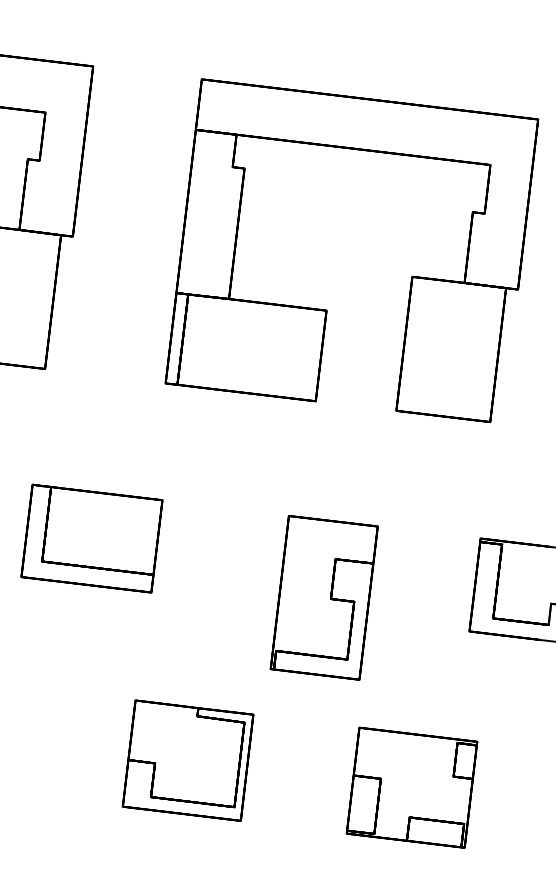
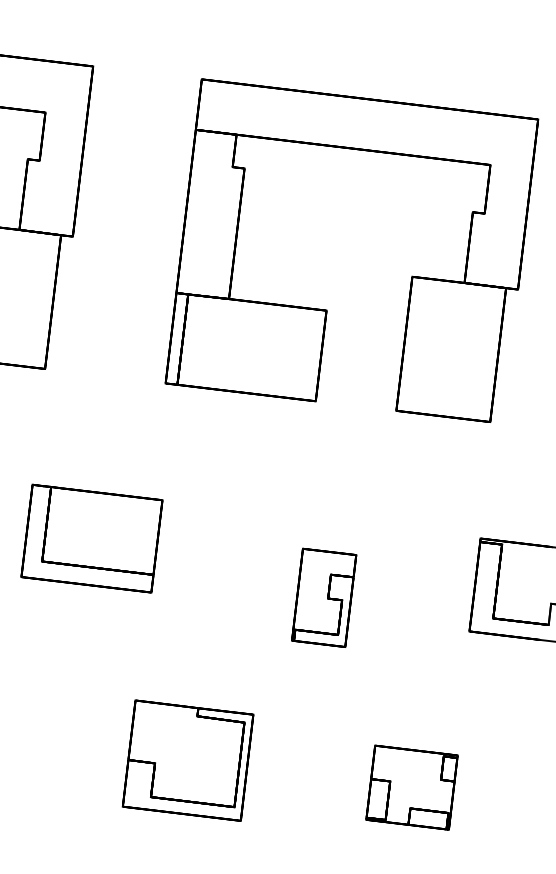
part size: 110x166 px -> 67x101 px (324, 597)
part size: 134x123 px -> 94x87 px (411, 787)
